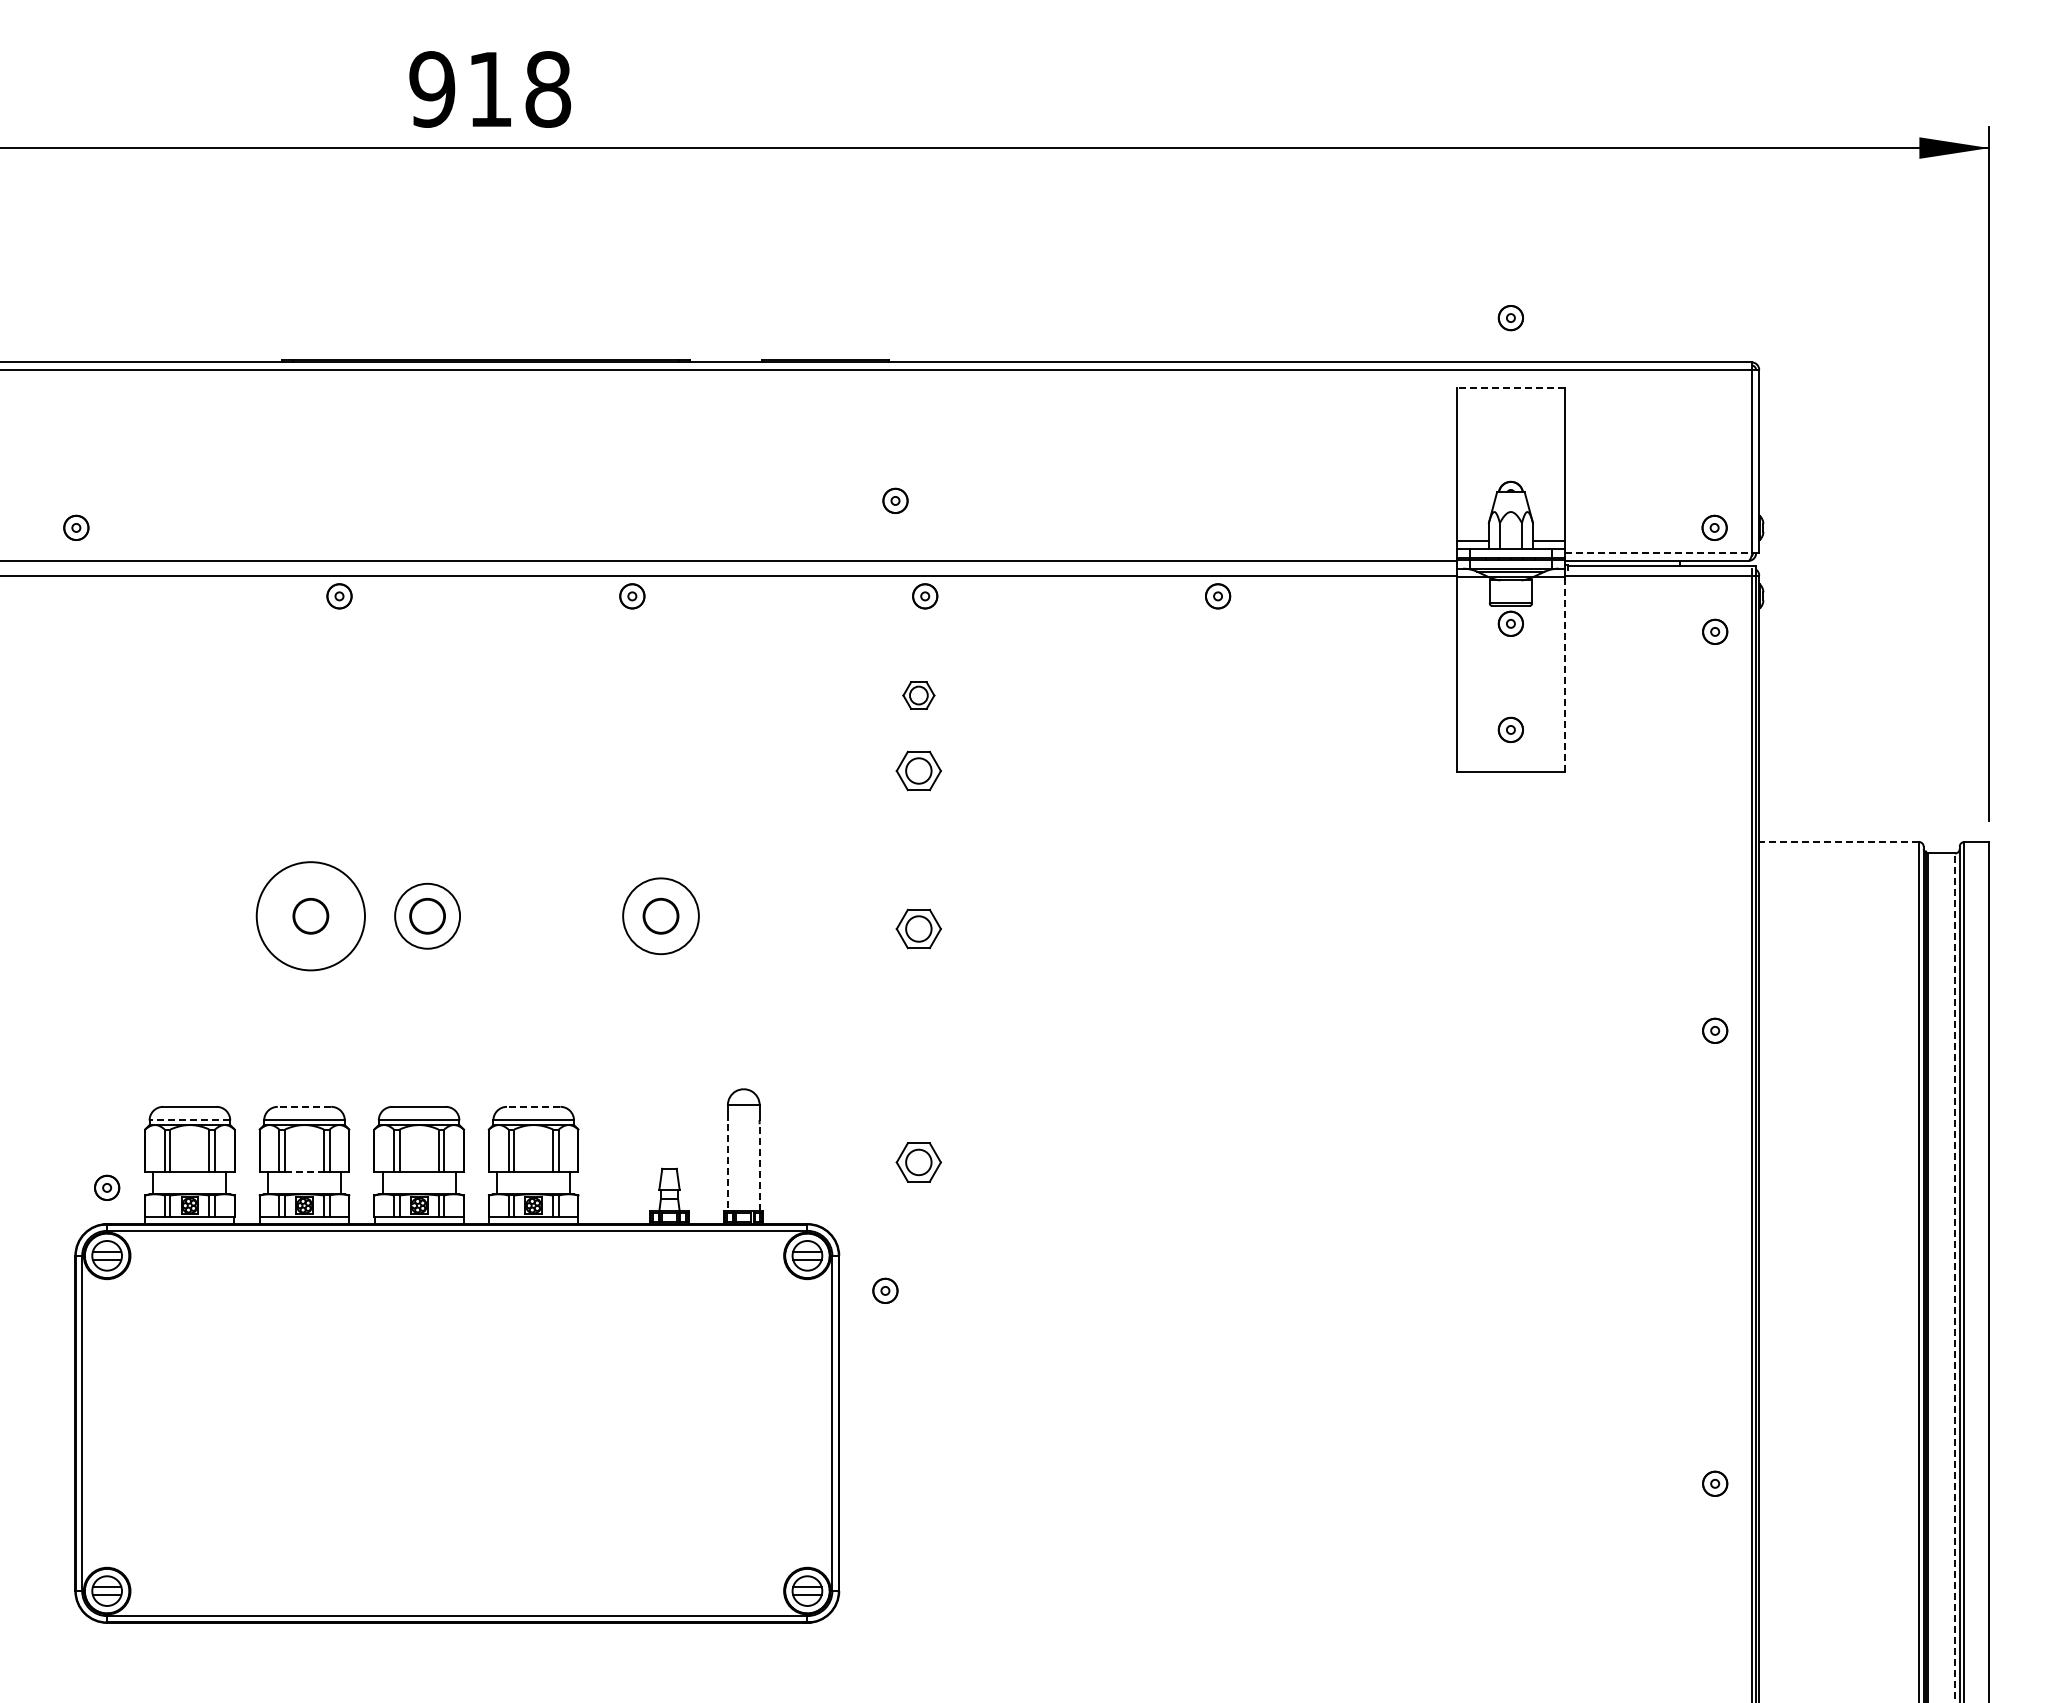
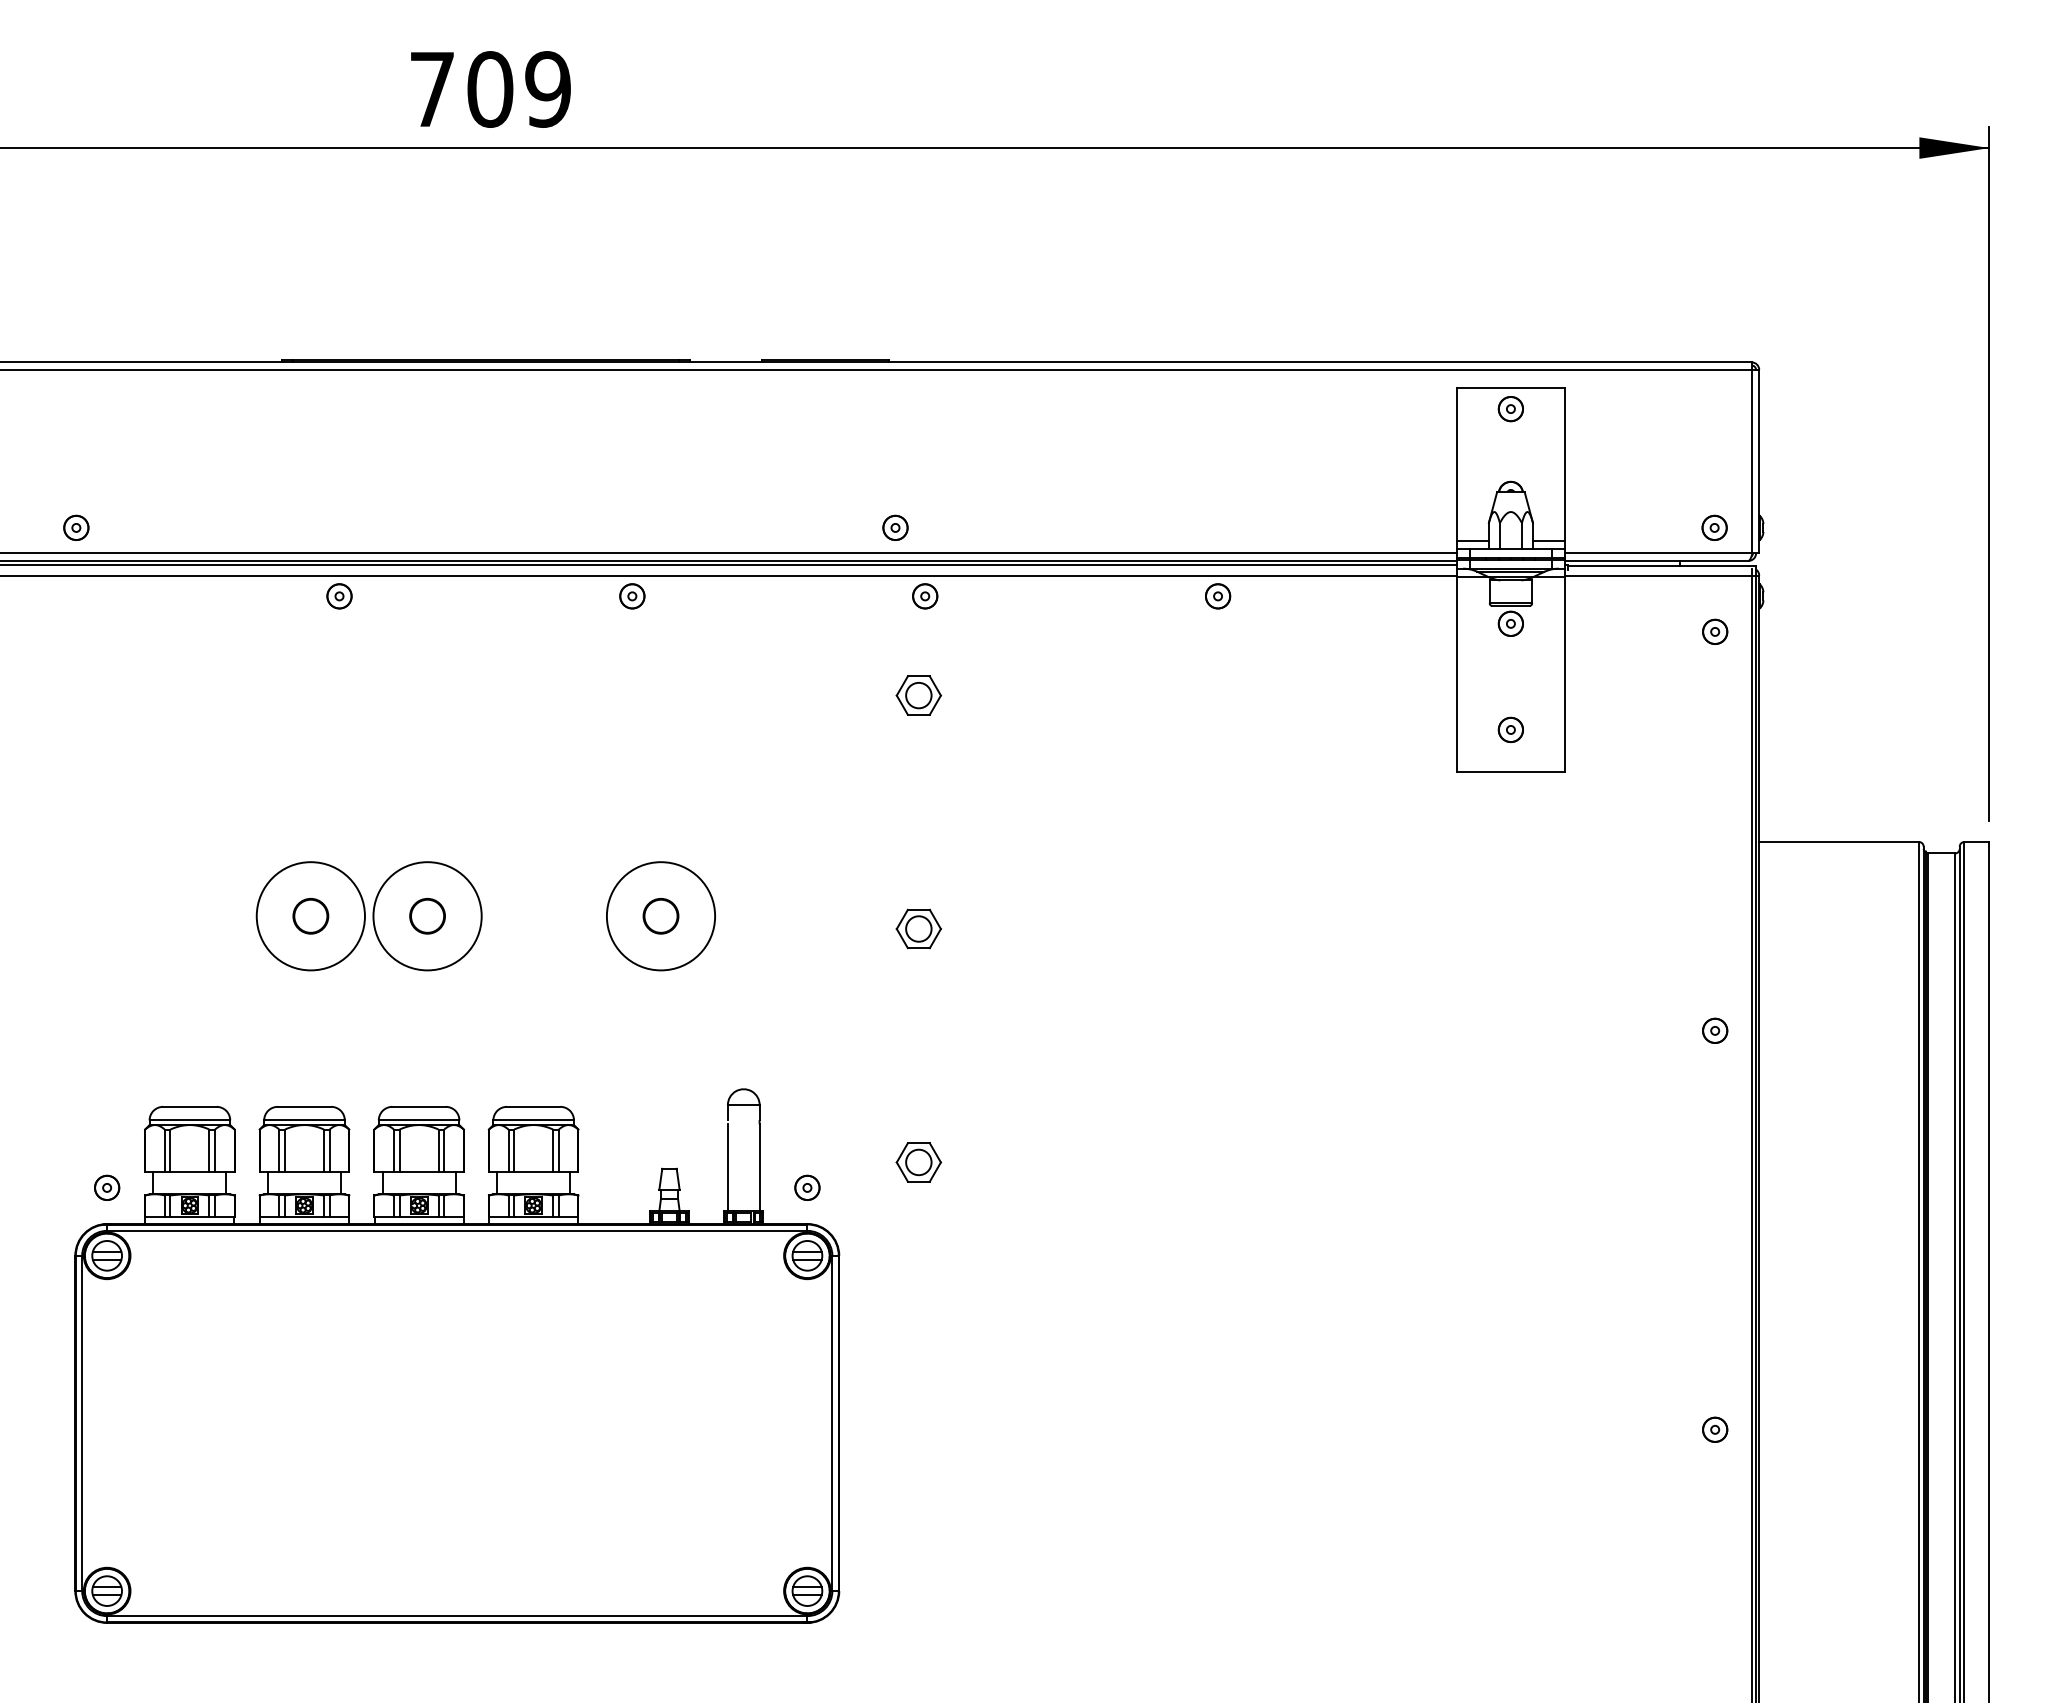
text: 918 -> 709 (490, 89)
part position: (1510, 318) -> (1510, 409) (1510, 409)
line: dashed -> solid (1510, 387)
part position: (895, 500) -> (895, 527) (895, 527)
line: none -> present (729, 553)
line: dashed -> solid (1658, 553)
line: none -> present (729, 565)
line: dashed -> solid (1564, 674)
part size: 34x29 px -> 48x41 px (918, 695)
part: present -> none (918, 770)
line: dashed -> solid (1839, 842)
circle diameter: 65 px -> 108 px (427, 916)
circle diameter: 76 px -> 108 px (660, 916)
line: dashed -> solid (304, 1106)
line: dashed -> solid (533, 1106)
line: dashed -> solid (189, 1120)
line: dashed -> solid (727, 1167)
line: dashed -> solid (759, 1167)
line: dashed -> solid (305, 1171)
line: dashed -> solid (1955, 1277)
part position: (885, 1290) -> (807, 1187) (807, 1187)
part position: (1715, 1483) -> (1715, 1429) (1715, 1429)
